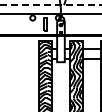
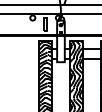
line: dashed -> solid (51, 5)
